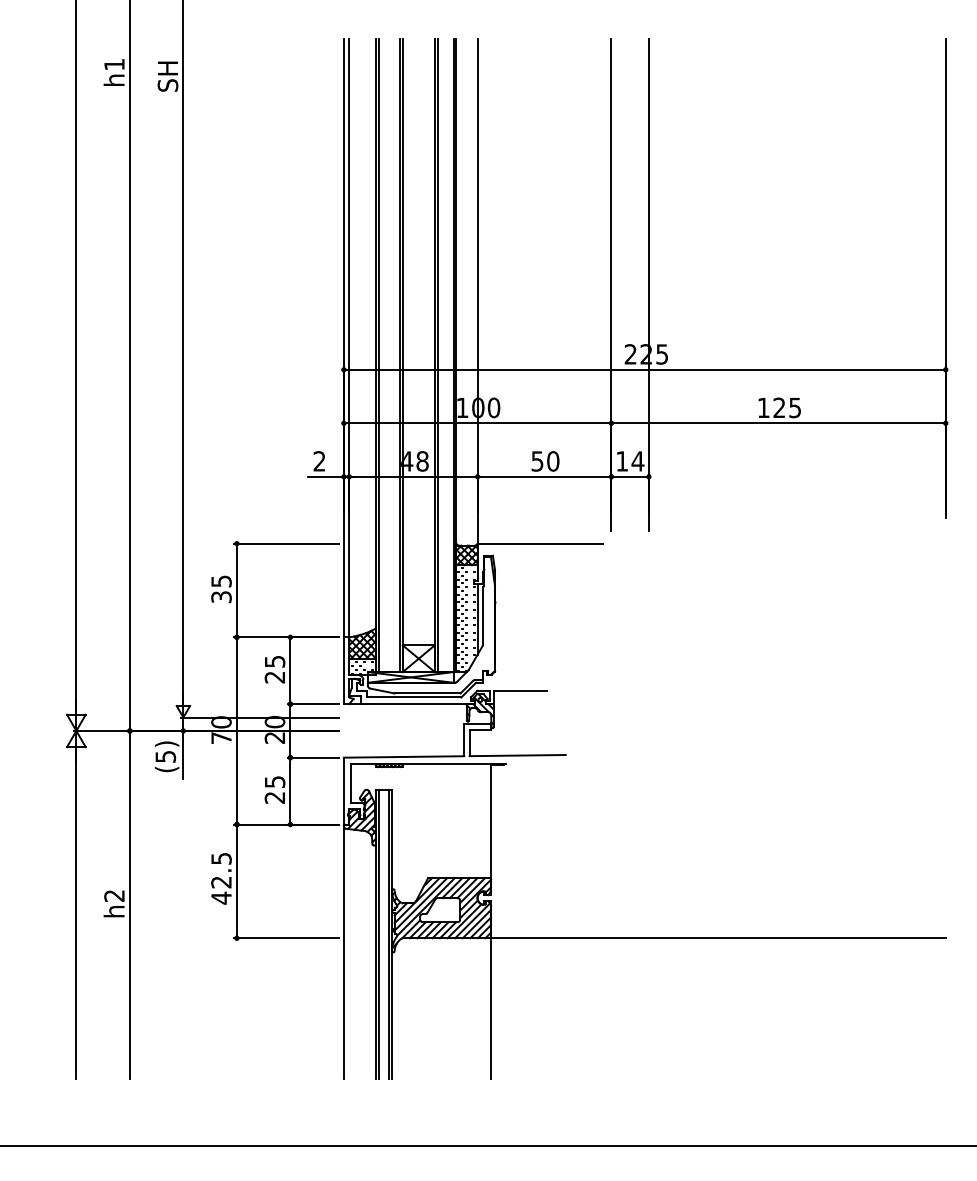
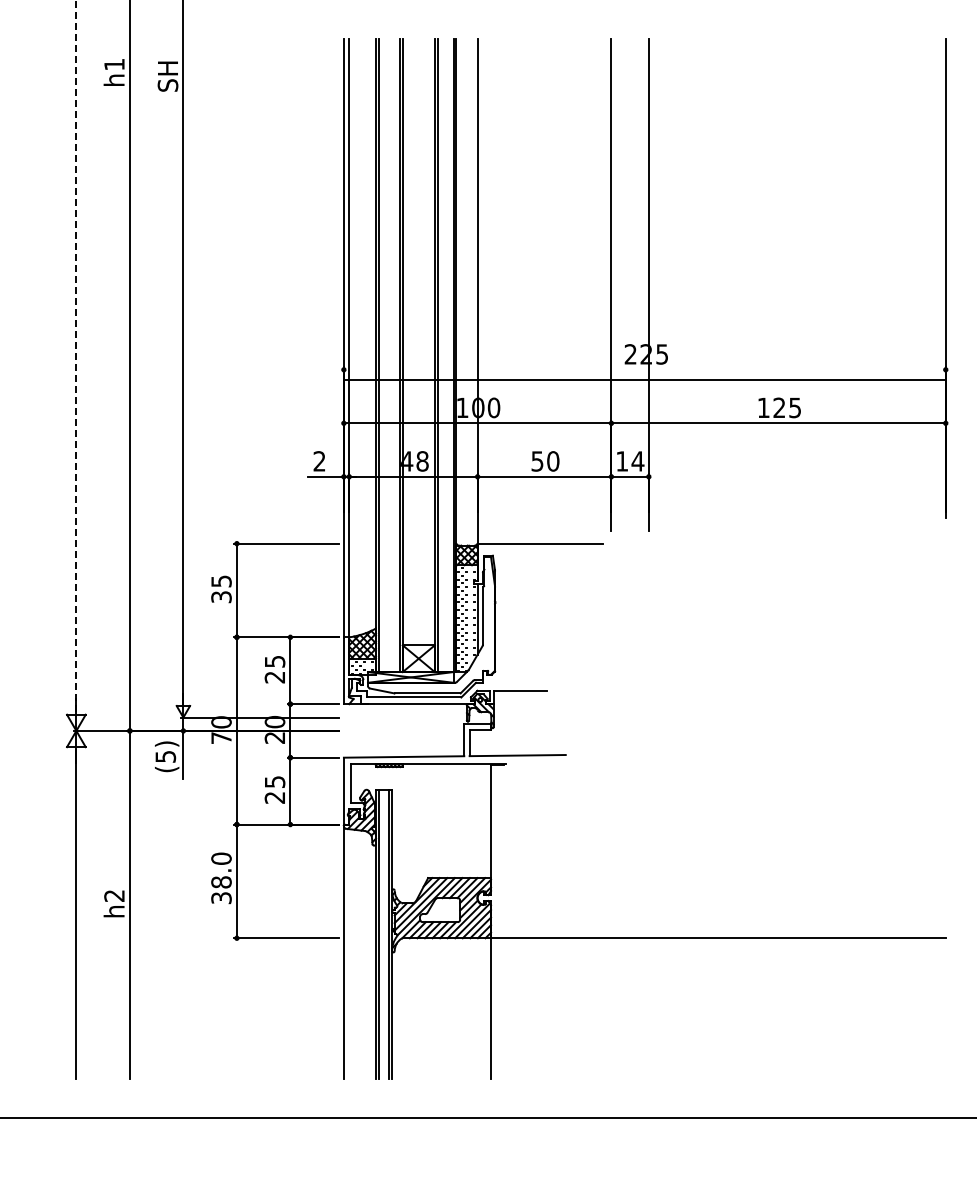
line: solid -> dashed (76, 356)
line position: (644, 369) -> (644, 379) (644, 379)
text: 42.5 -> 38.0 (221, 878)
line position: (487, 1145) -> (487, 1117) (487, 1117)
